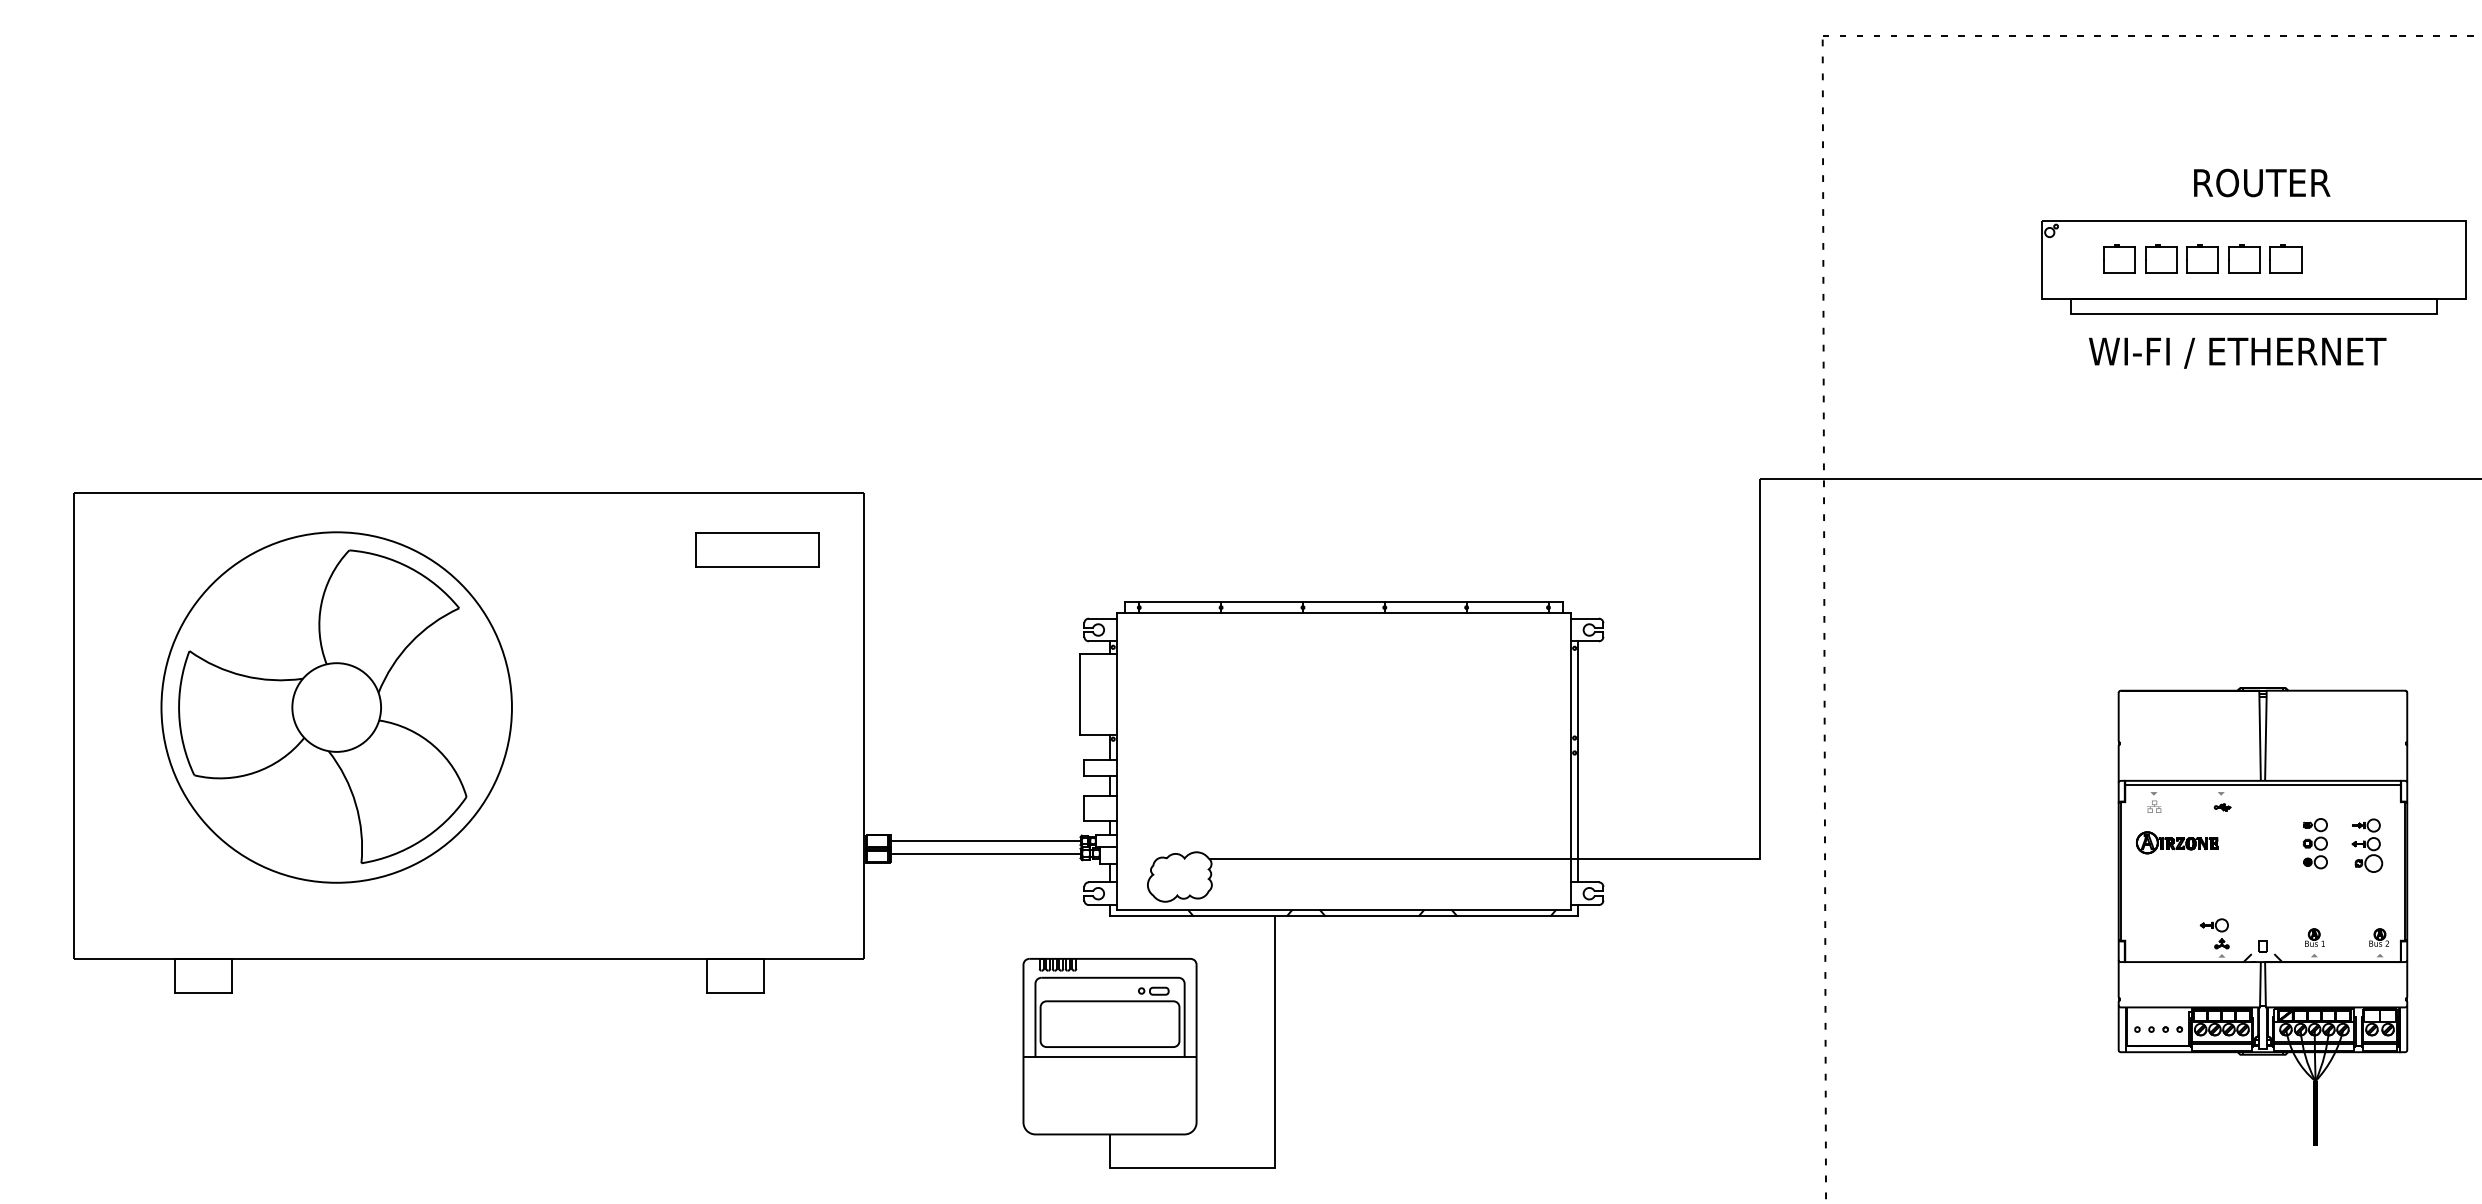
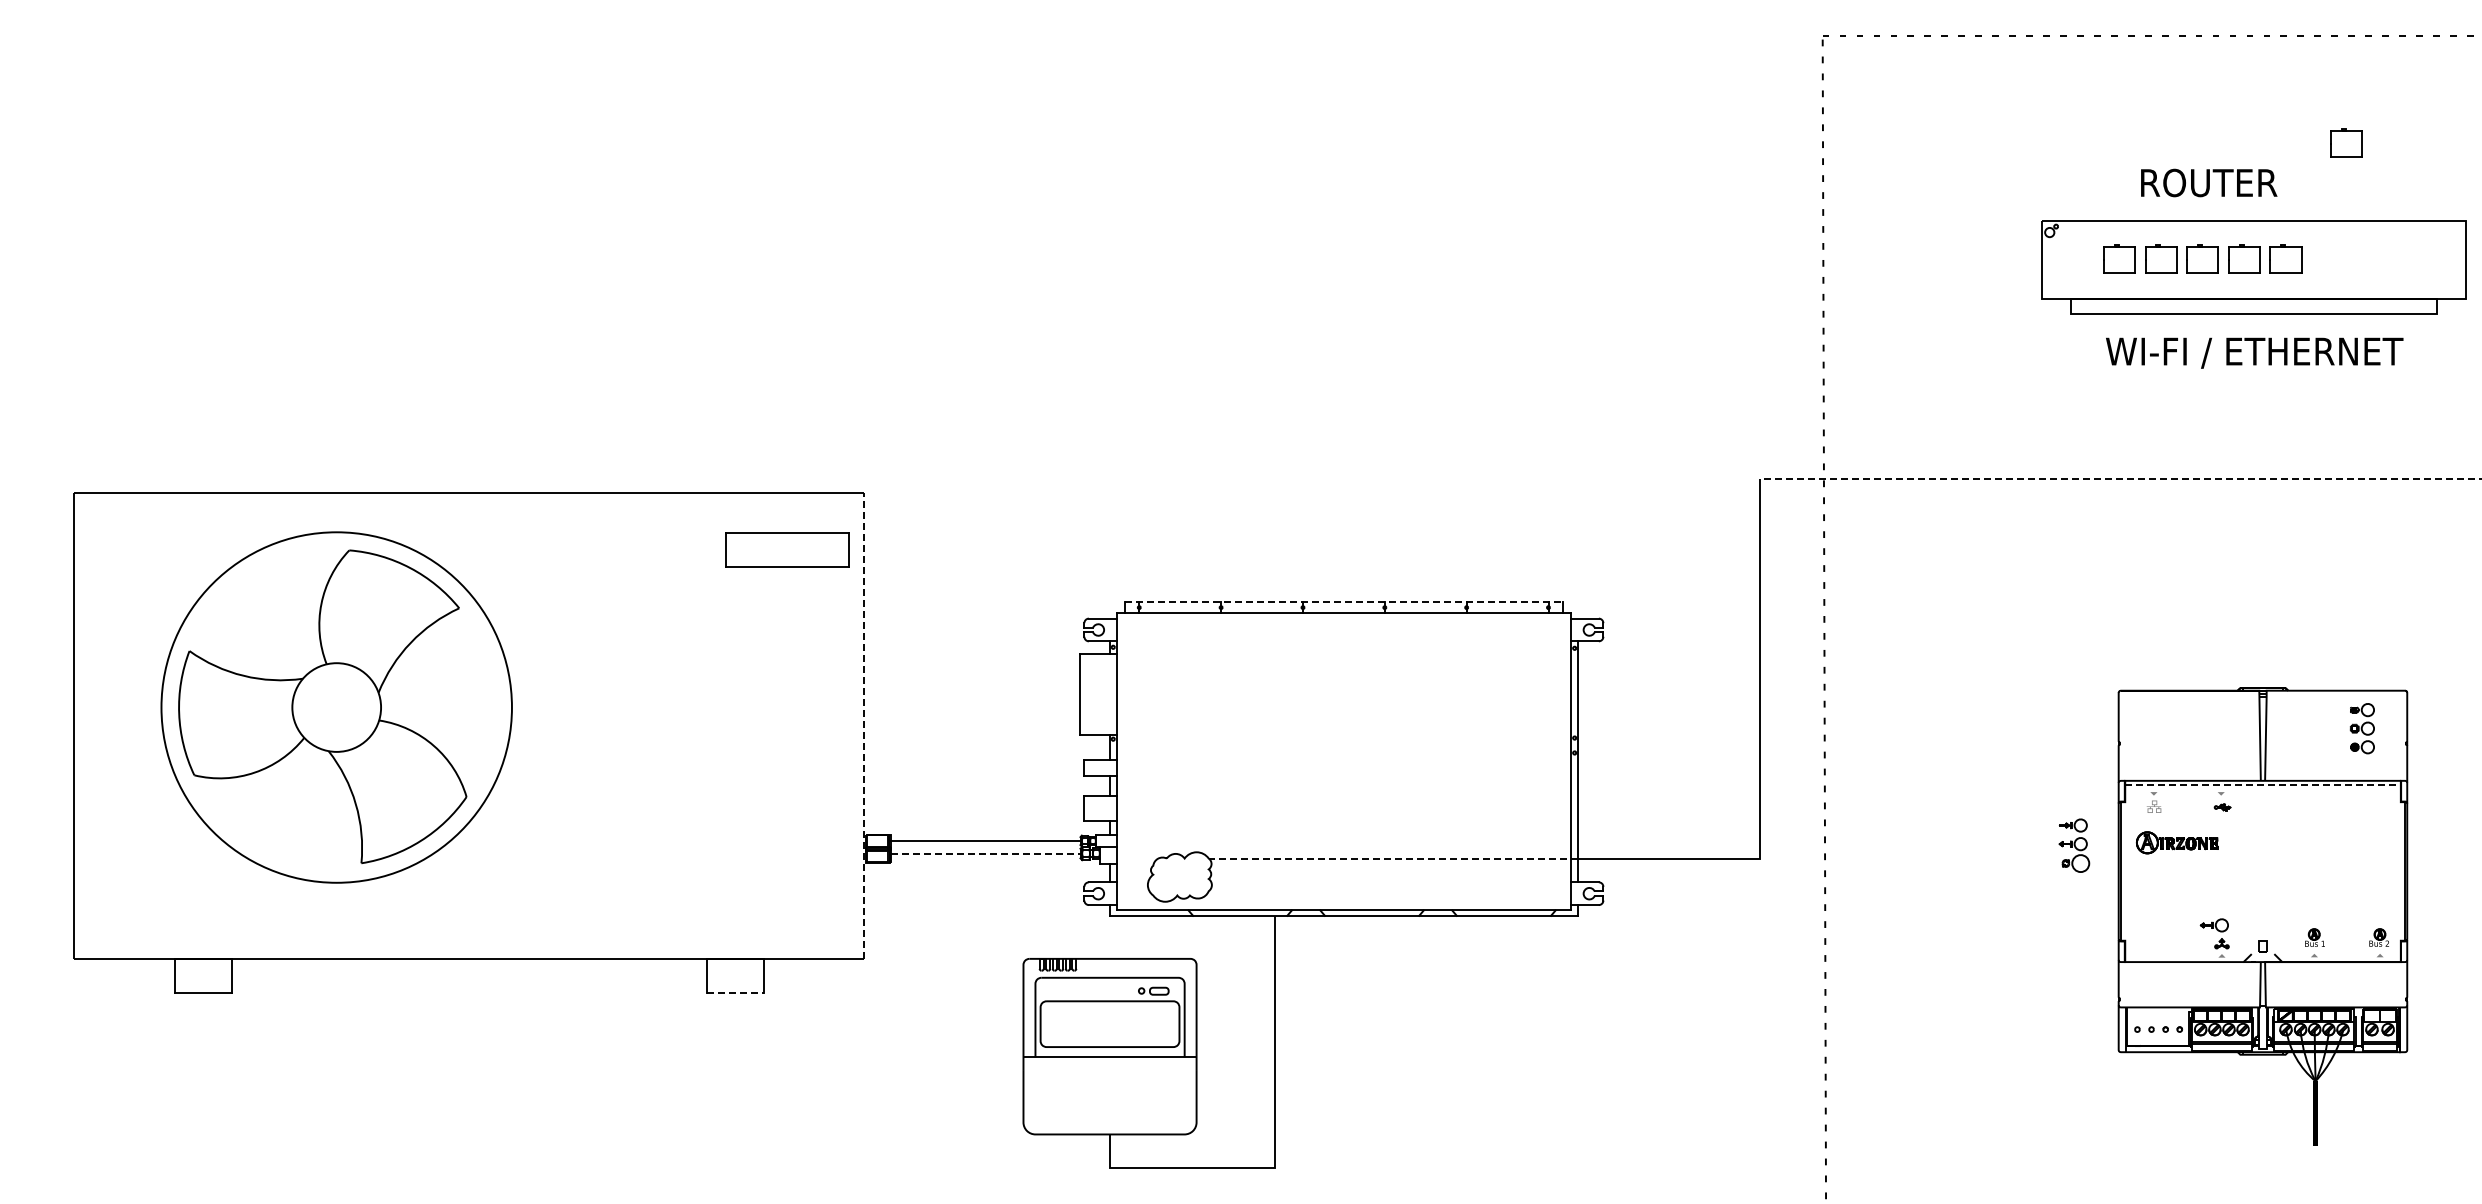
part: none -> present (2346, 142)
text position: (2262, 182) -> (2209, 182) (2209, 182)
text position: (2237, 352) -> (2254, 352) (2254, 352)
line: solid -> dashed (2120, 478)
part position: (757, 549) -> (787, 549) (787, 549)
line: solid -> dashed (1343, 602)
line: solid -> dashed (864, 725)
line: solid -> dashed (2263, 785)
part position: (2314, 843) -> (2361, 728) (2361, 728)
part position: (2367, 845) -> (2074, 845) (2074, 845)
line: solid -> dashed (985, 853)
line: solid -> dashed (1392, 859)
line: solid -> dashed (735, 993)
